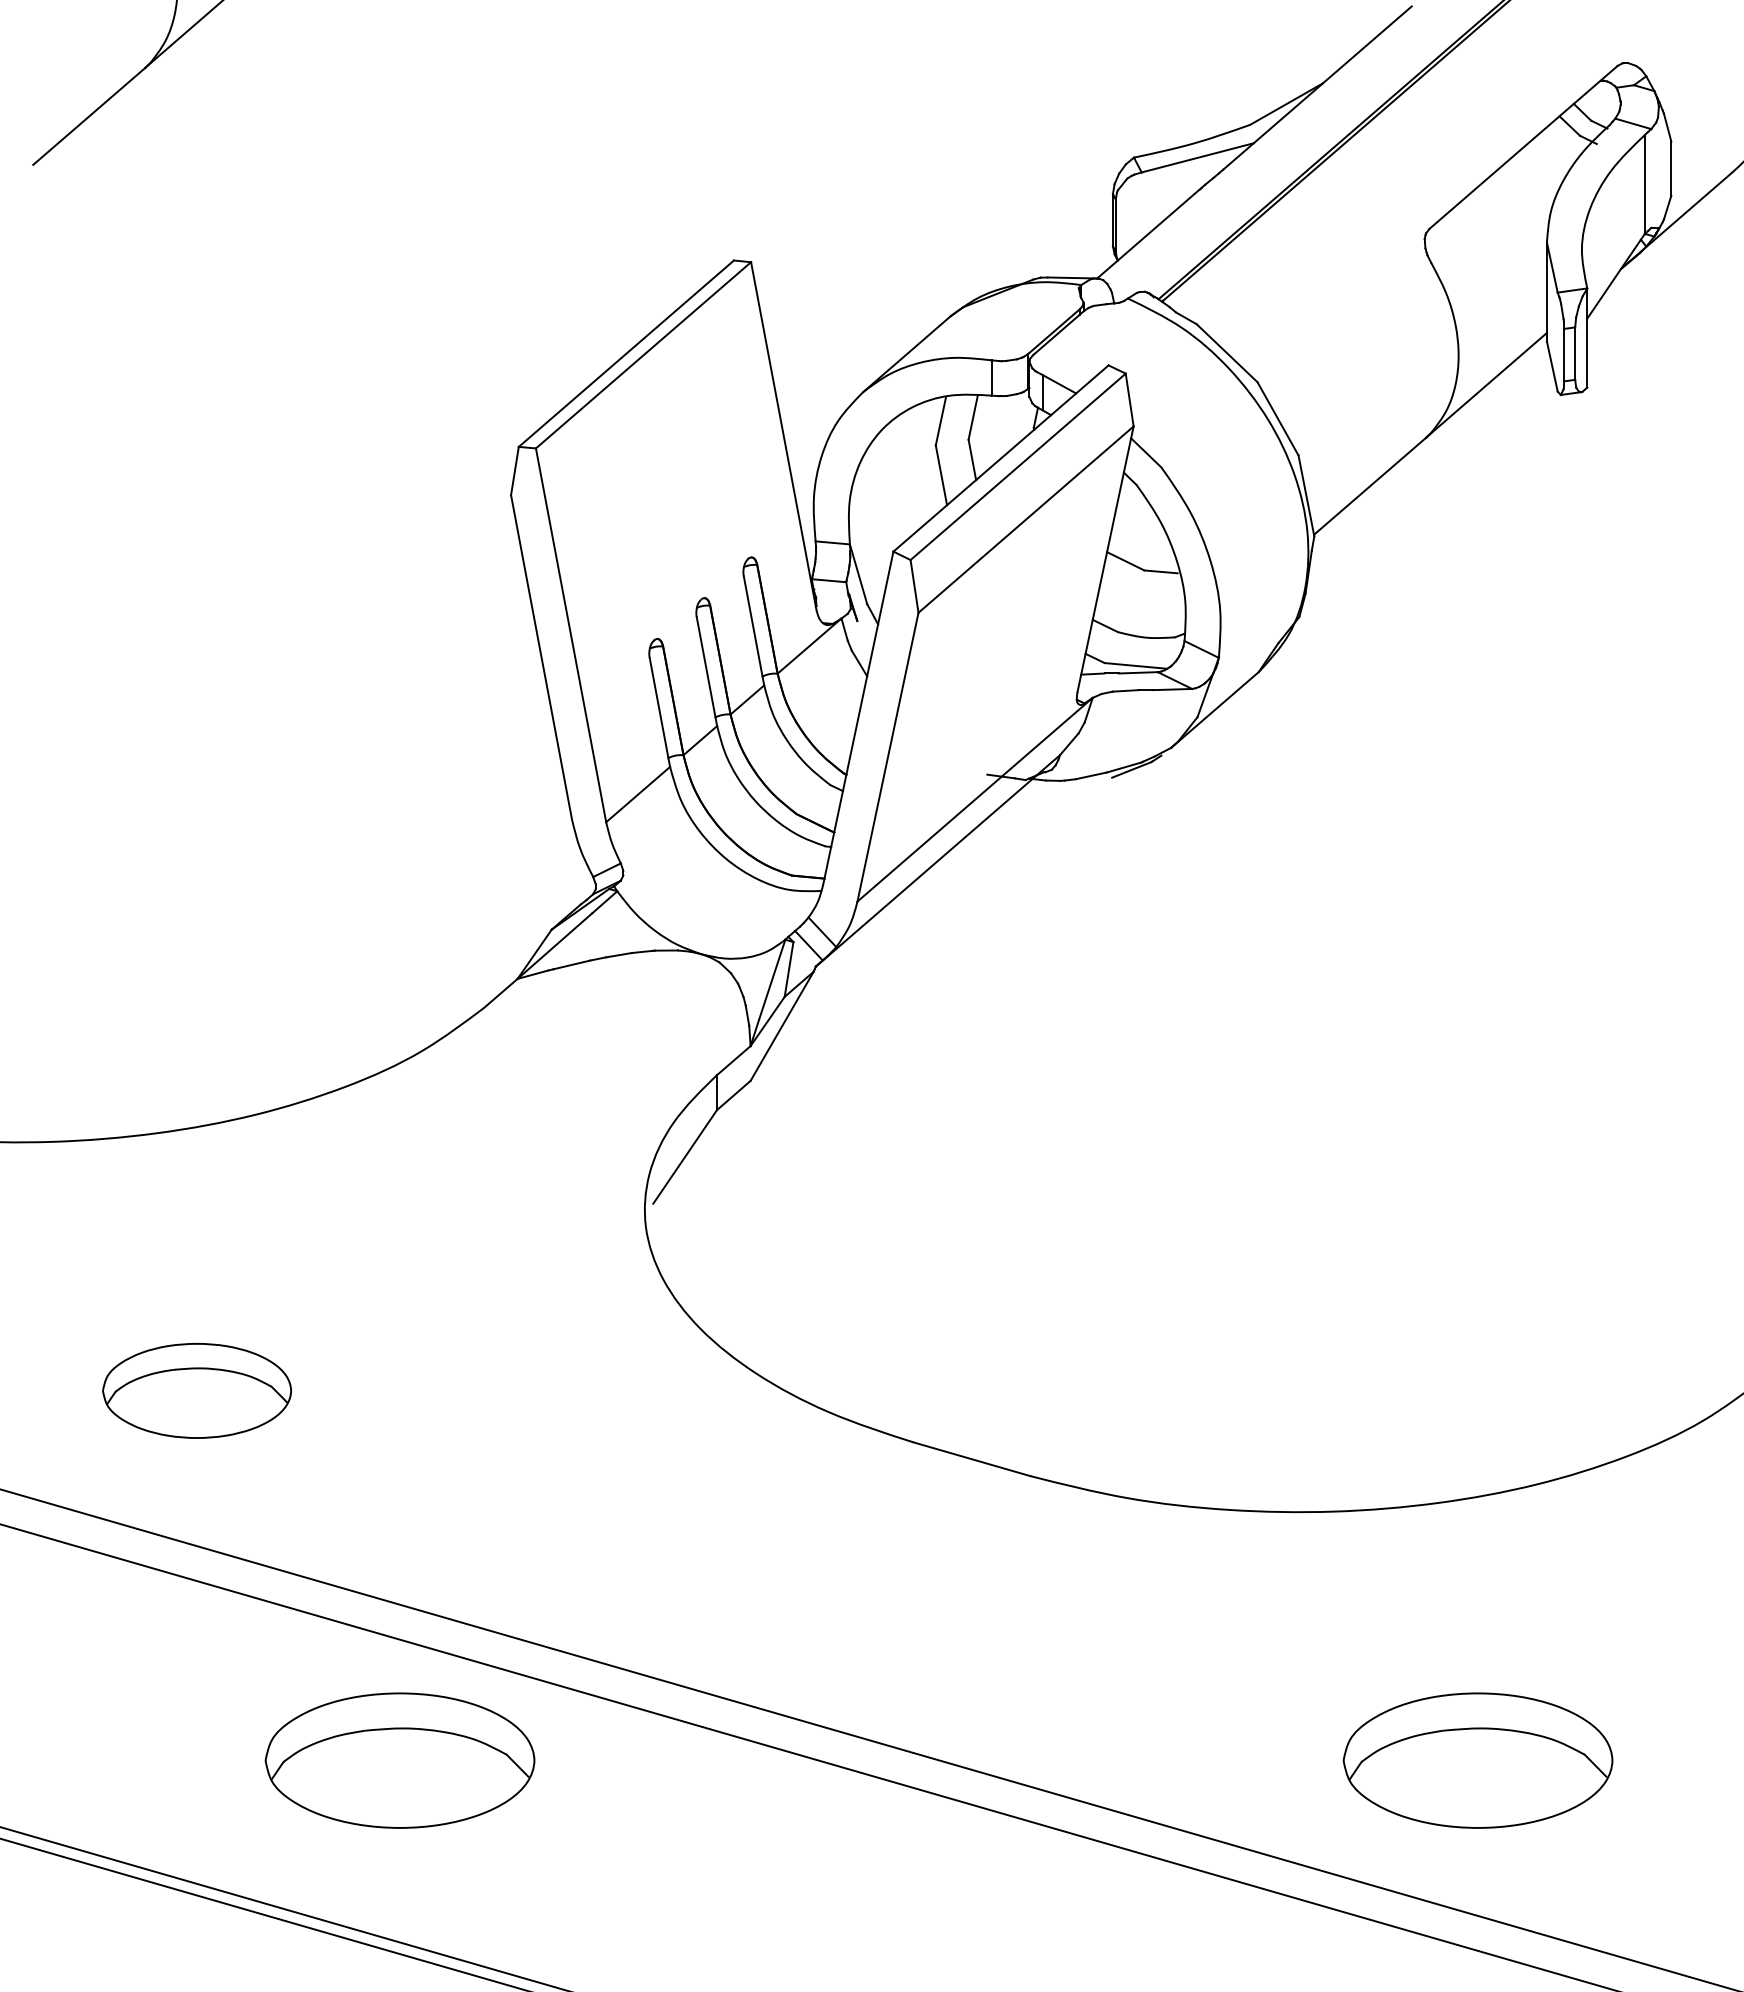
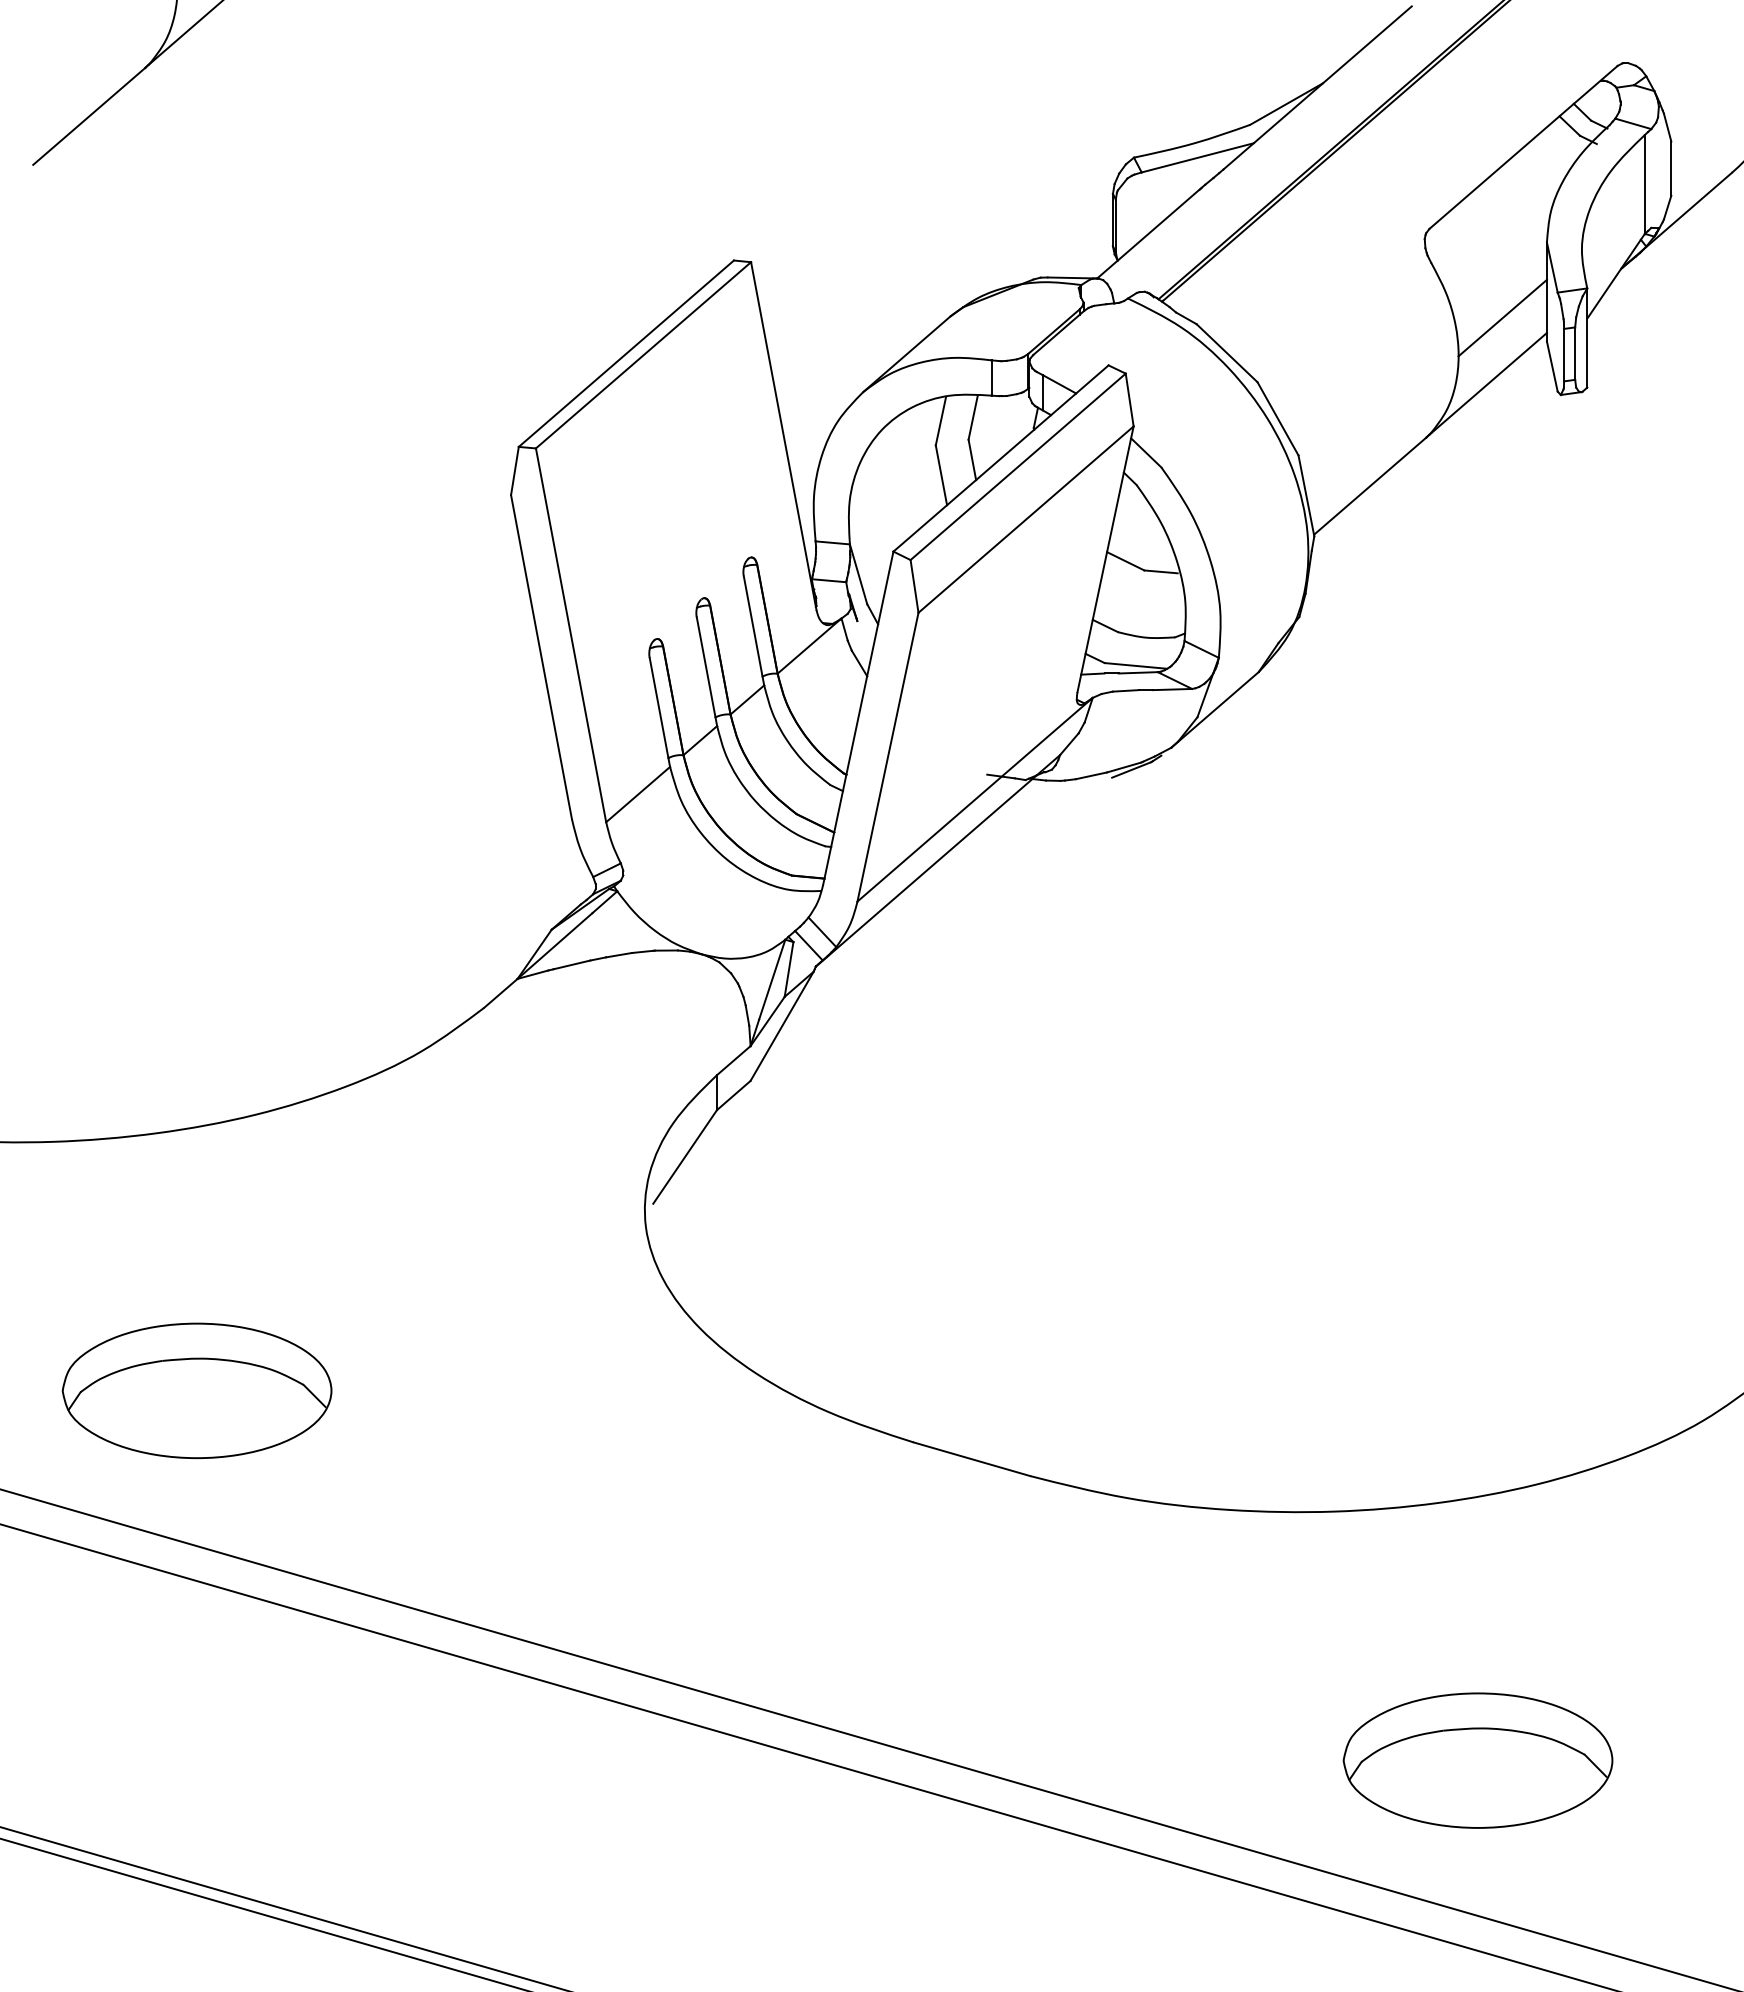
line: none -> present (1502, 317)
part size: 190x96 px -> 272x138 px (196, 1390)
part: present -> none (399, 1760)
